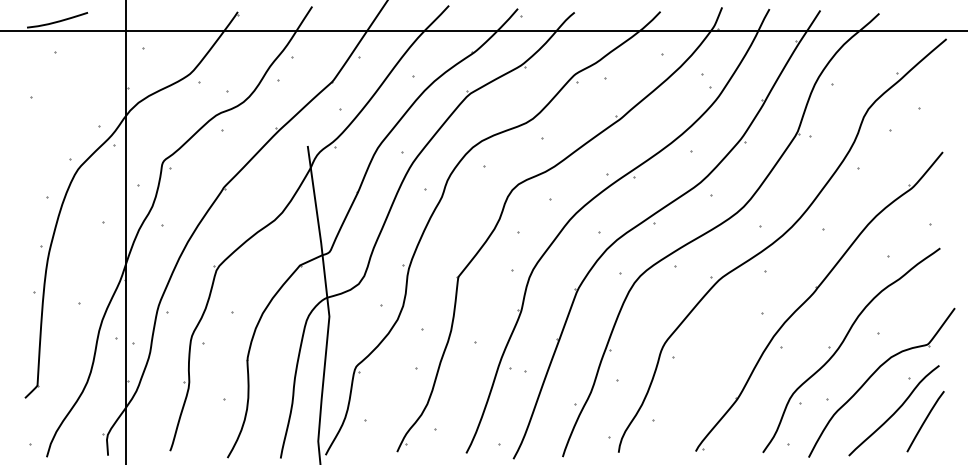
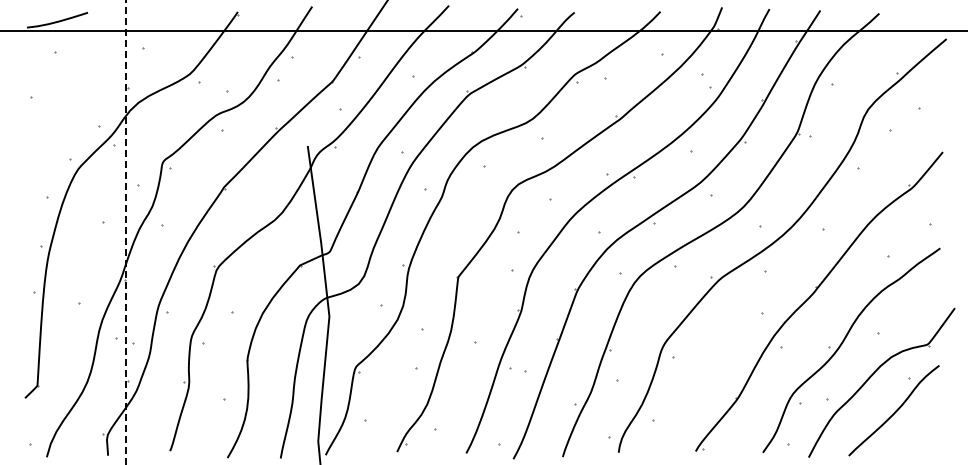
line: solid -> dashed (126, 232)
curve: present -> none (925, 421)
